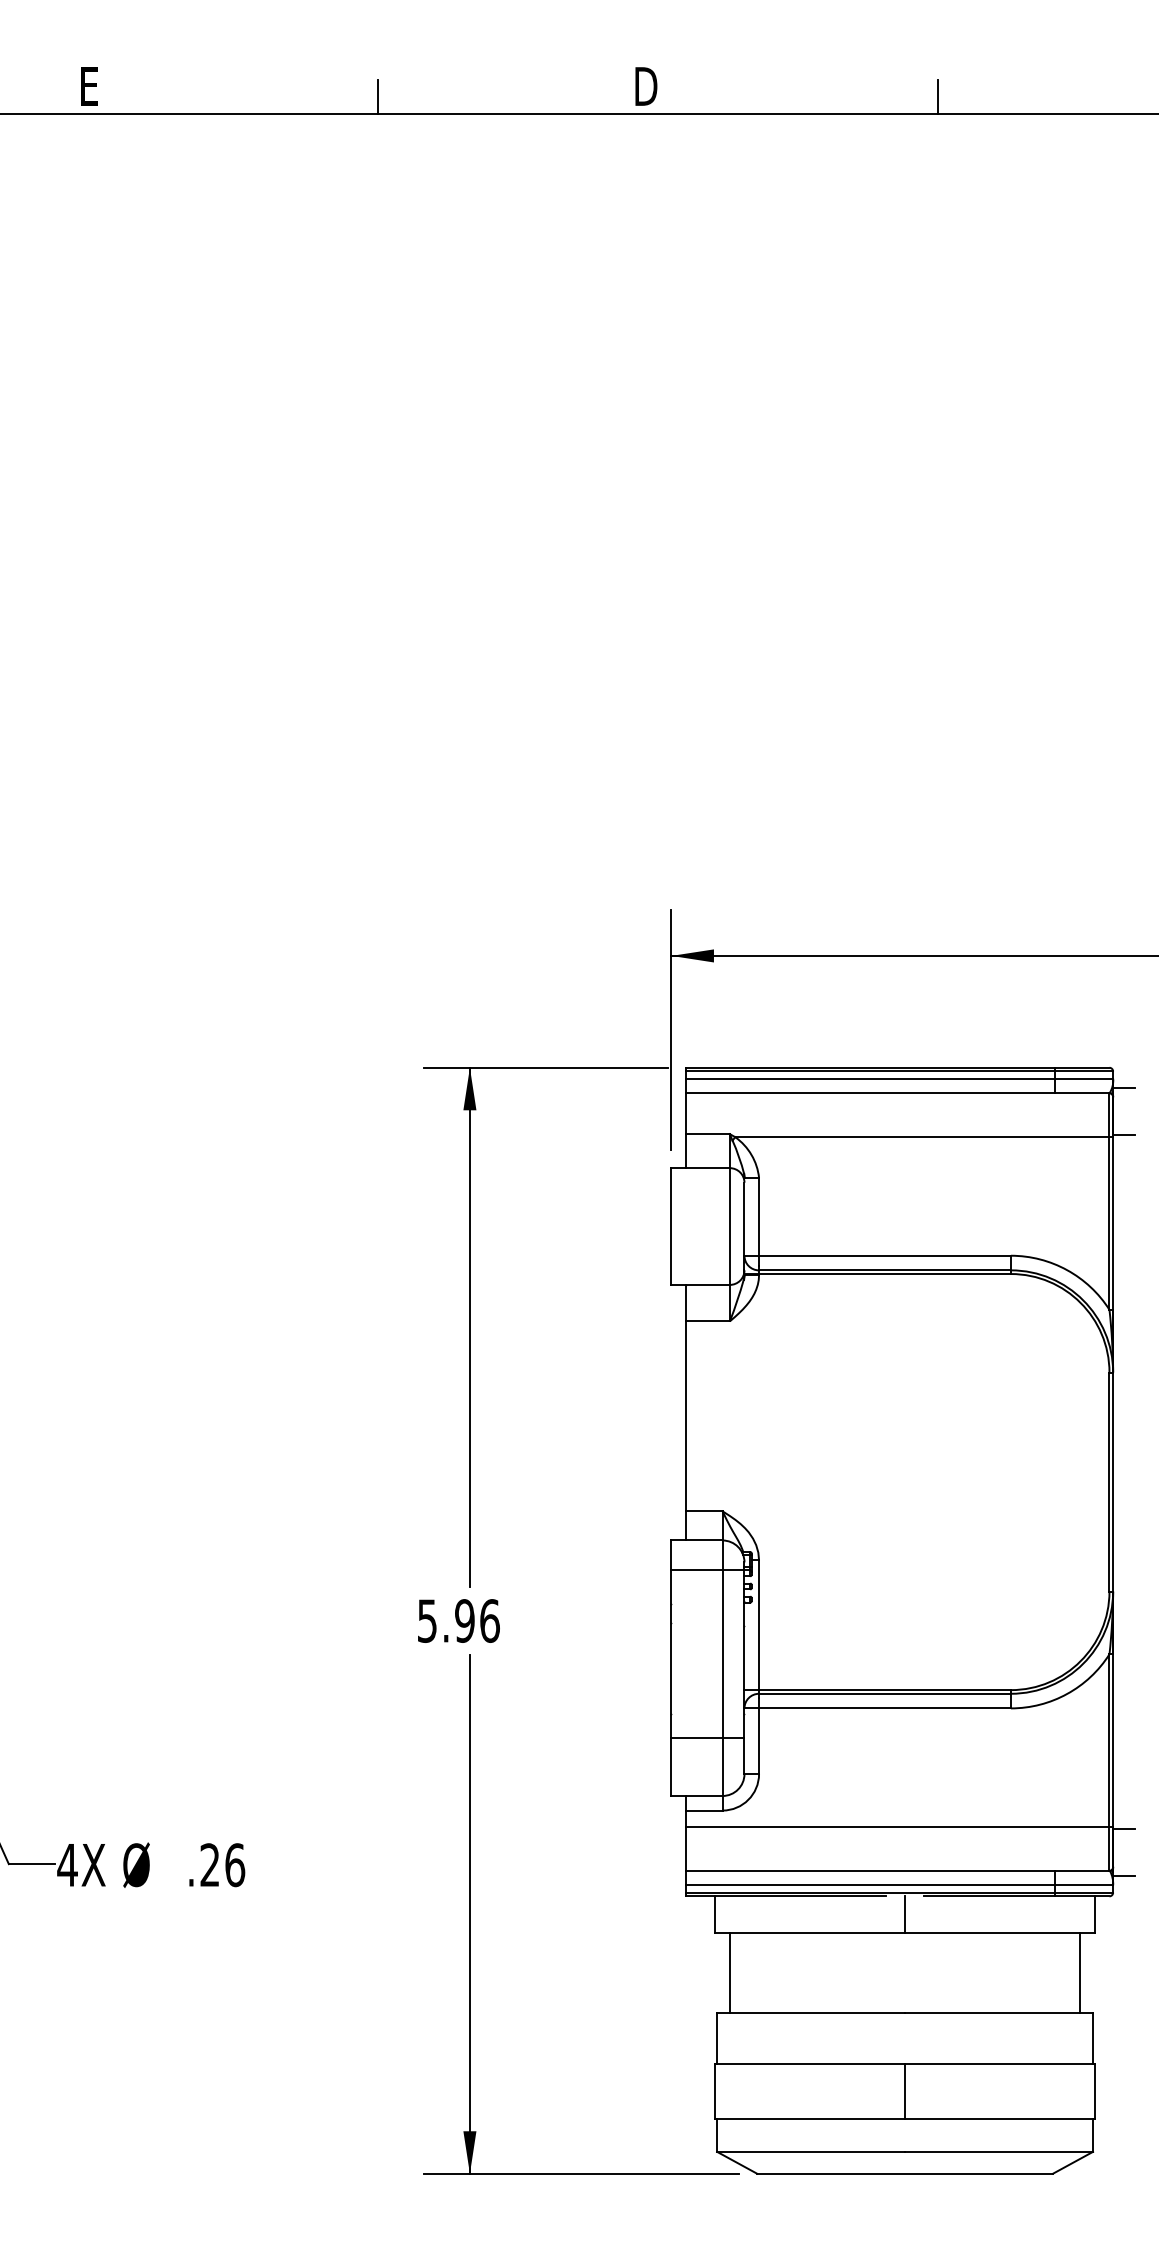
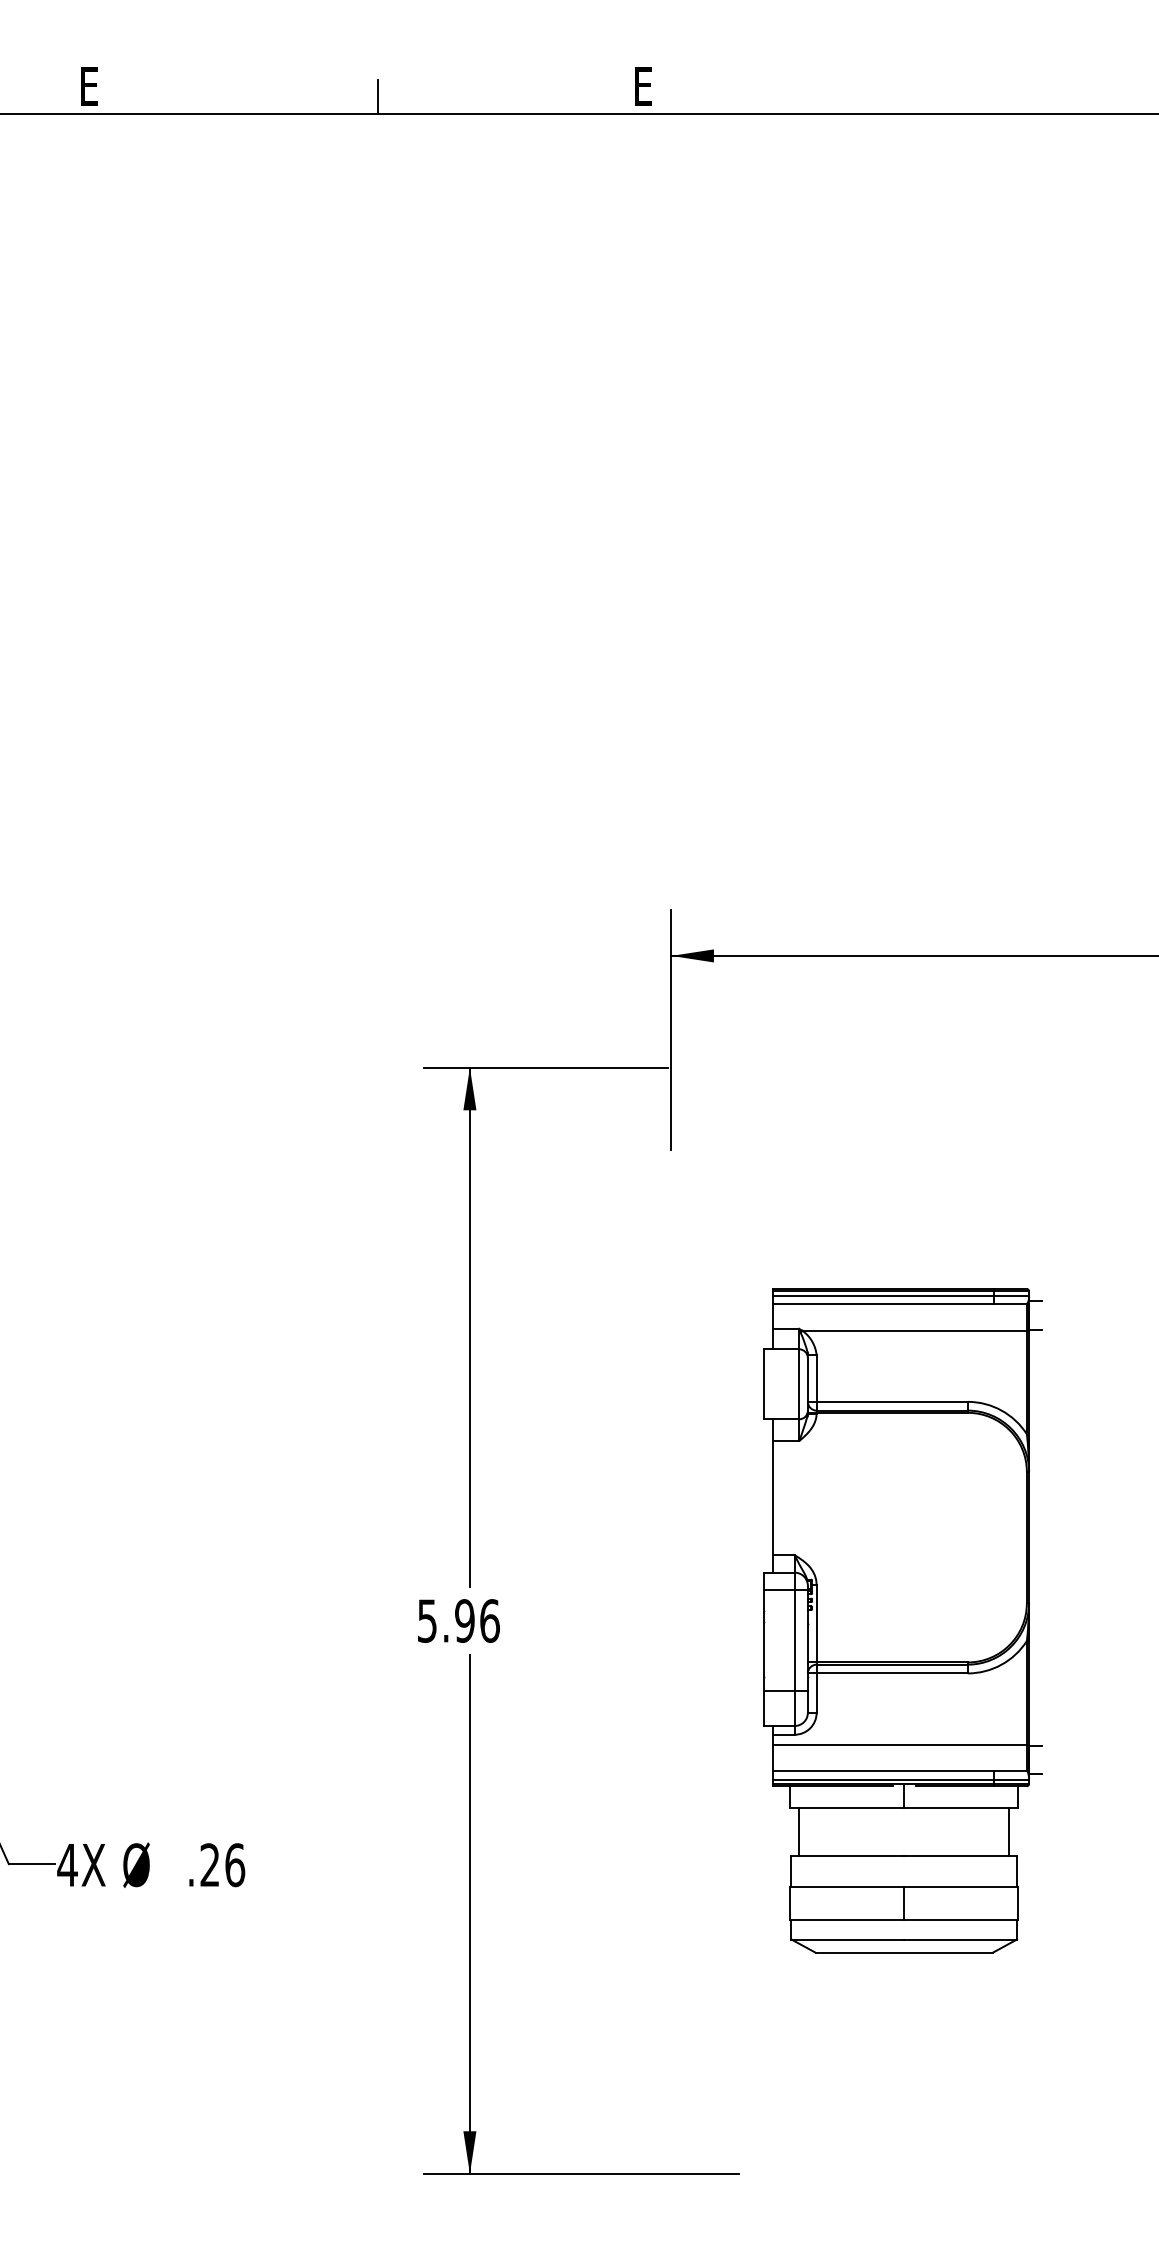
text: D -> E (646, 86)
line: present -> none (937, 96)
part size: 466x1108 px -> 280x666 px (902, 1620)
